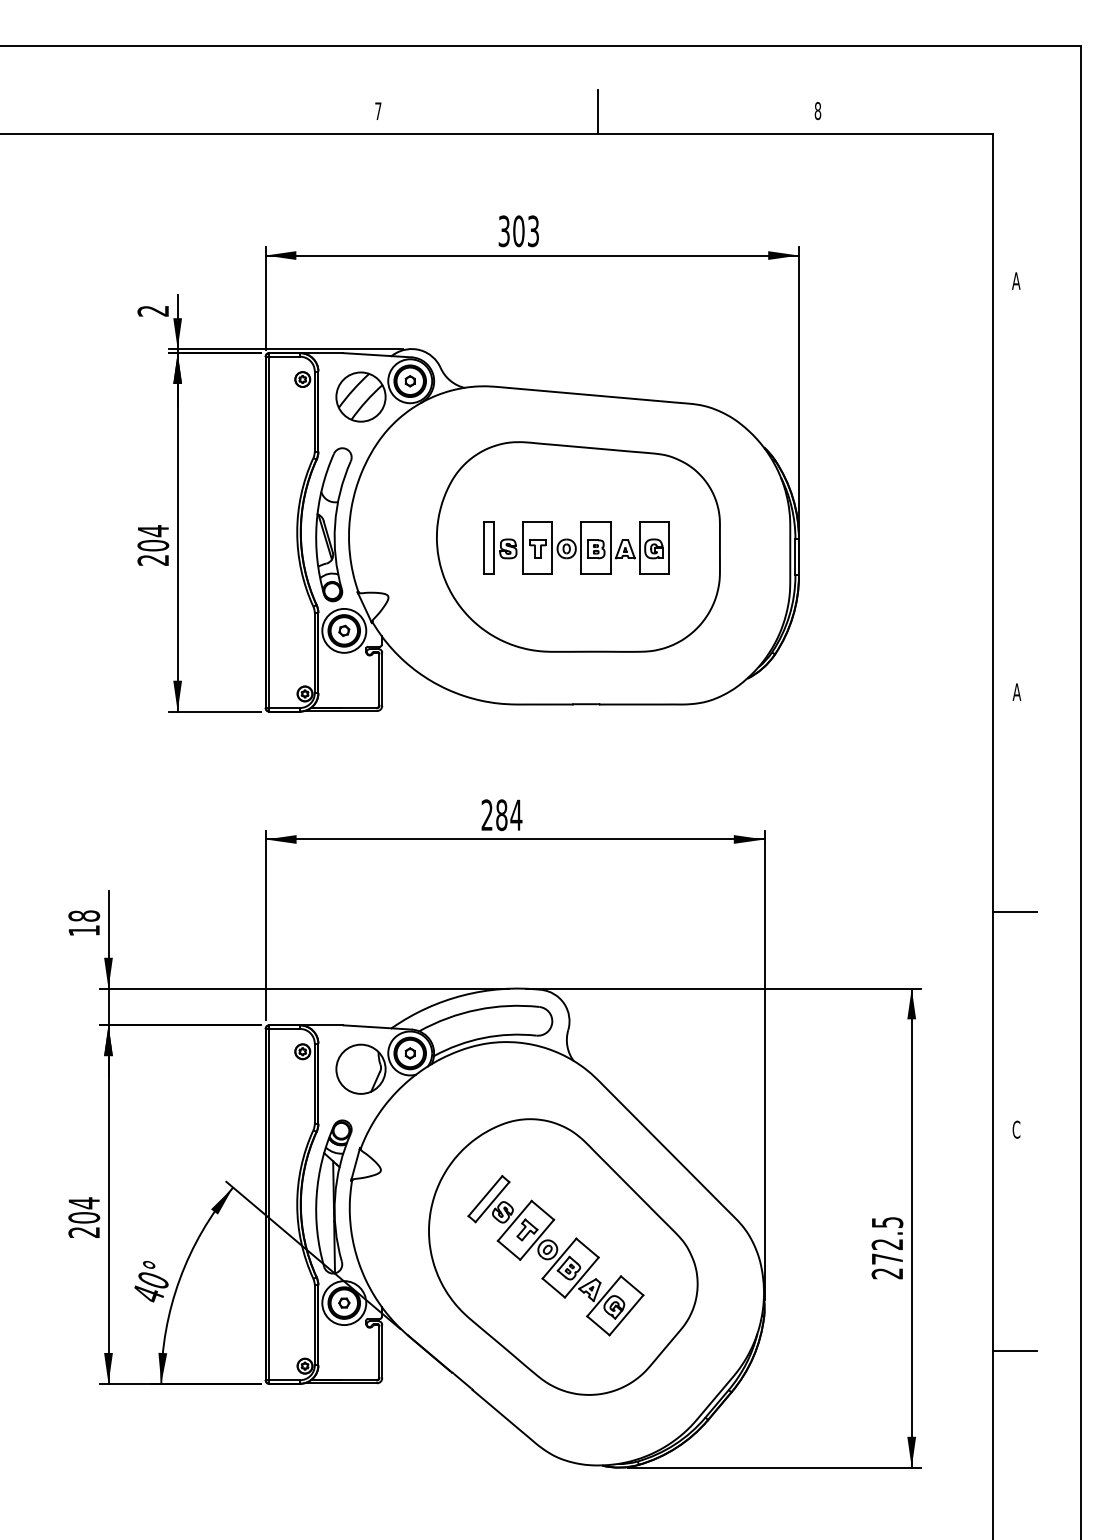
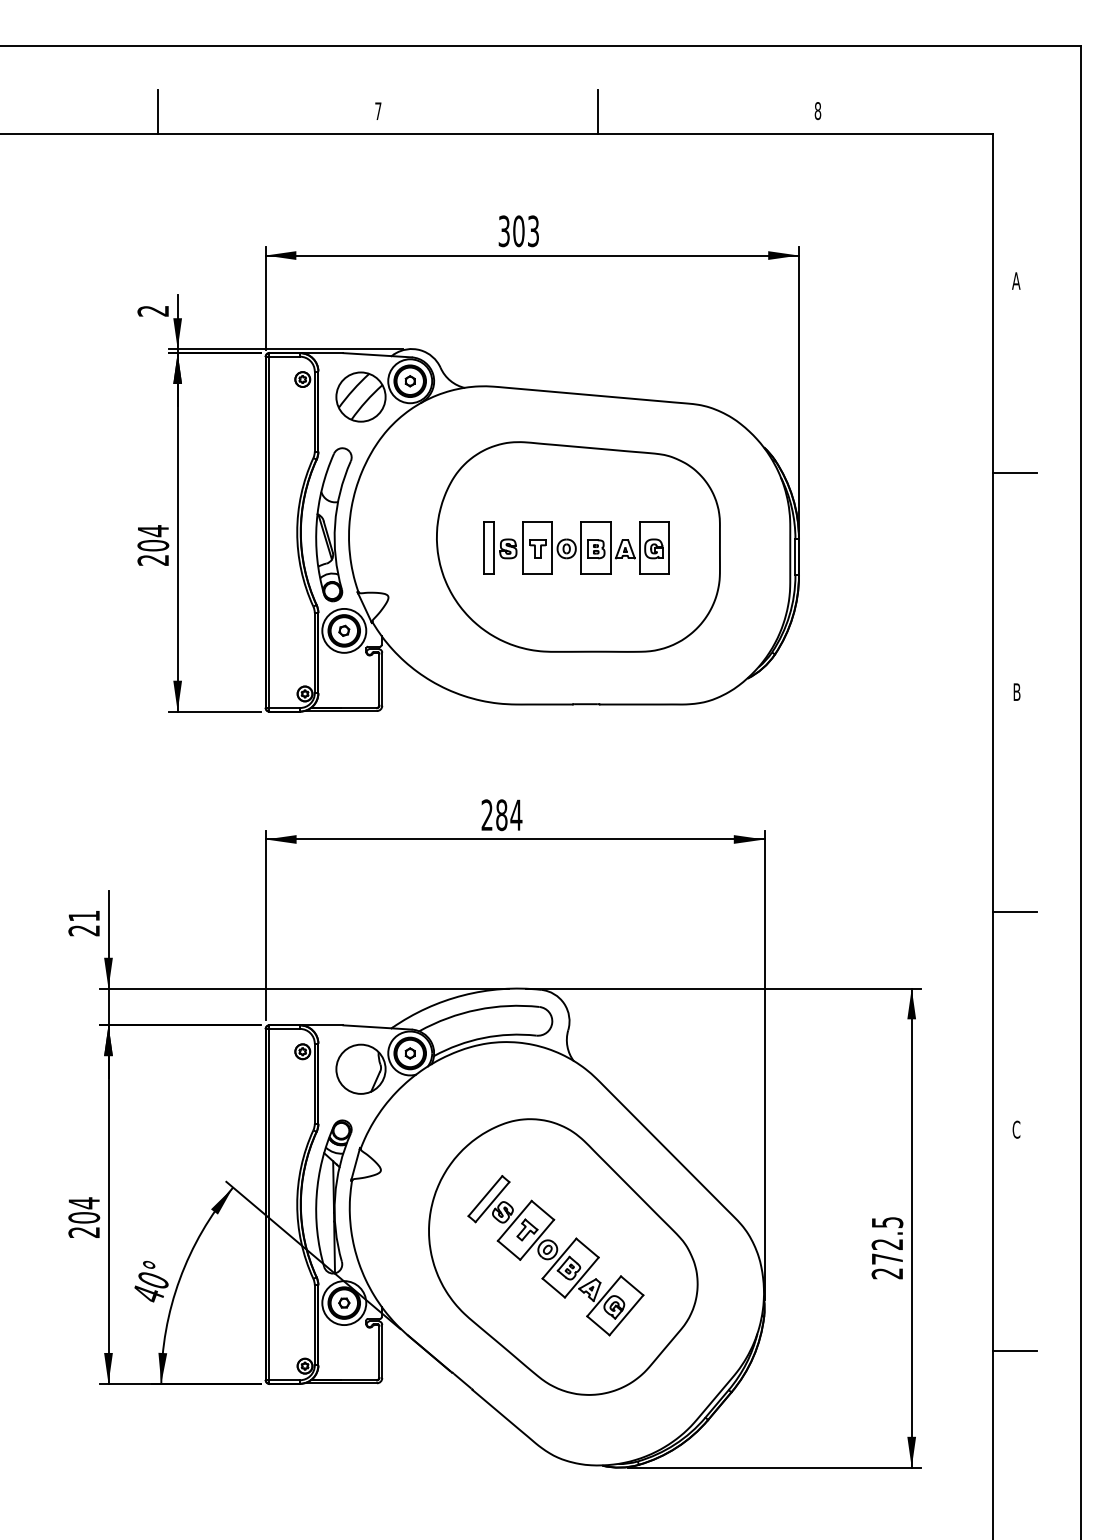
line: none -> present (158, 112)
line: none -> present (1015, 472)
text: A -> B (1016, 691)
text: 18 -> 21 (84, 923)
